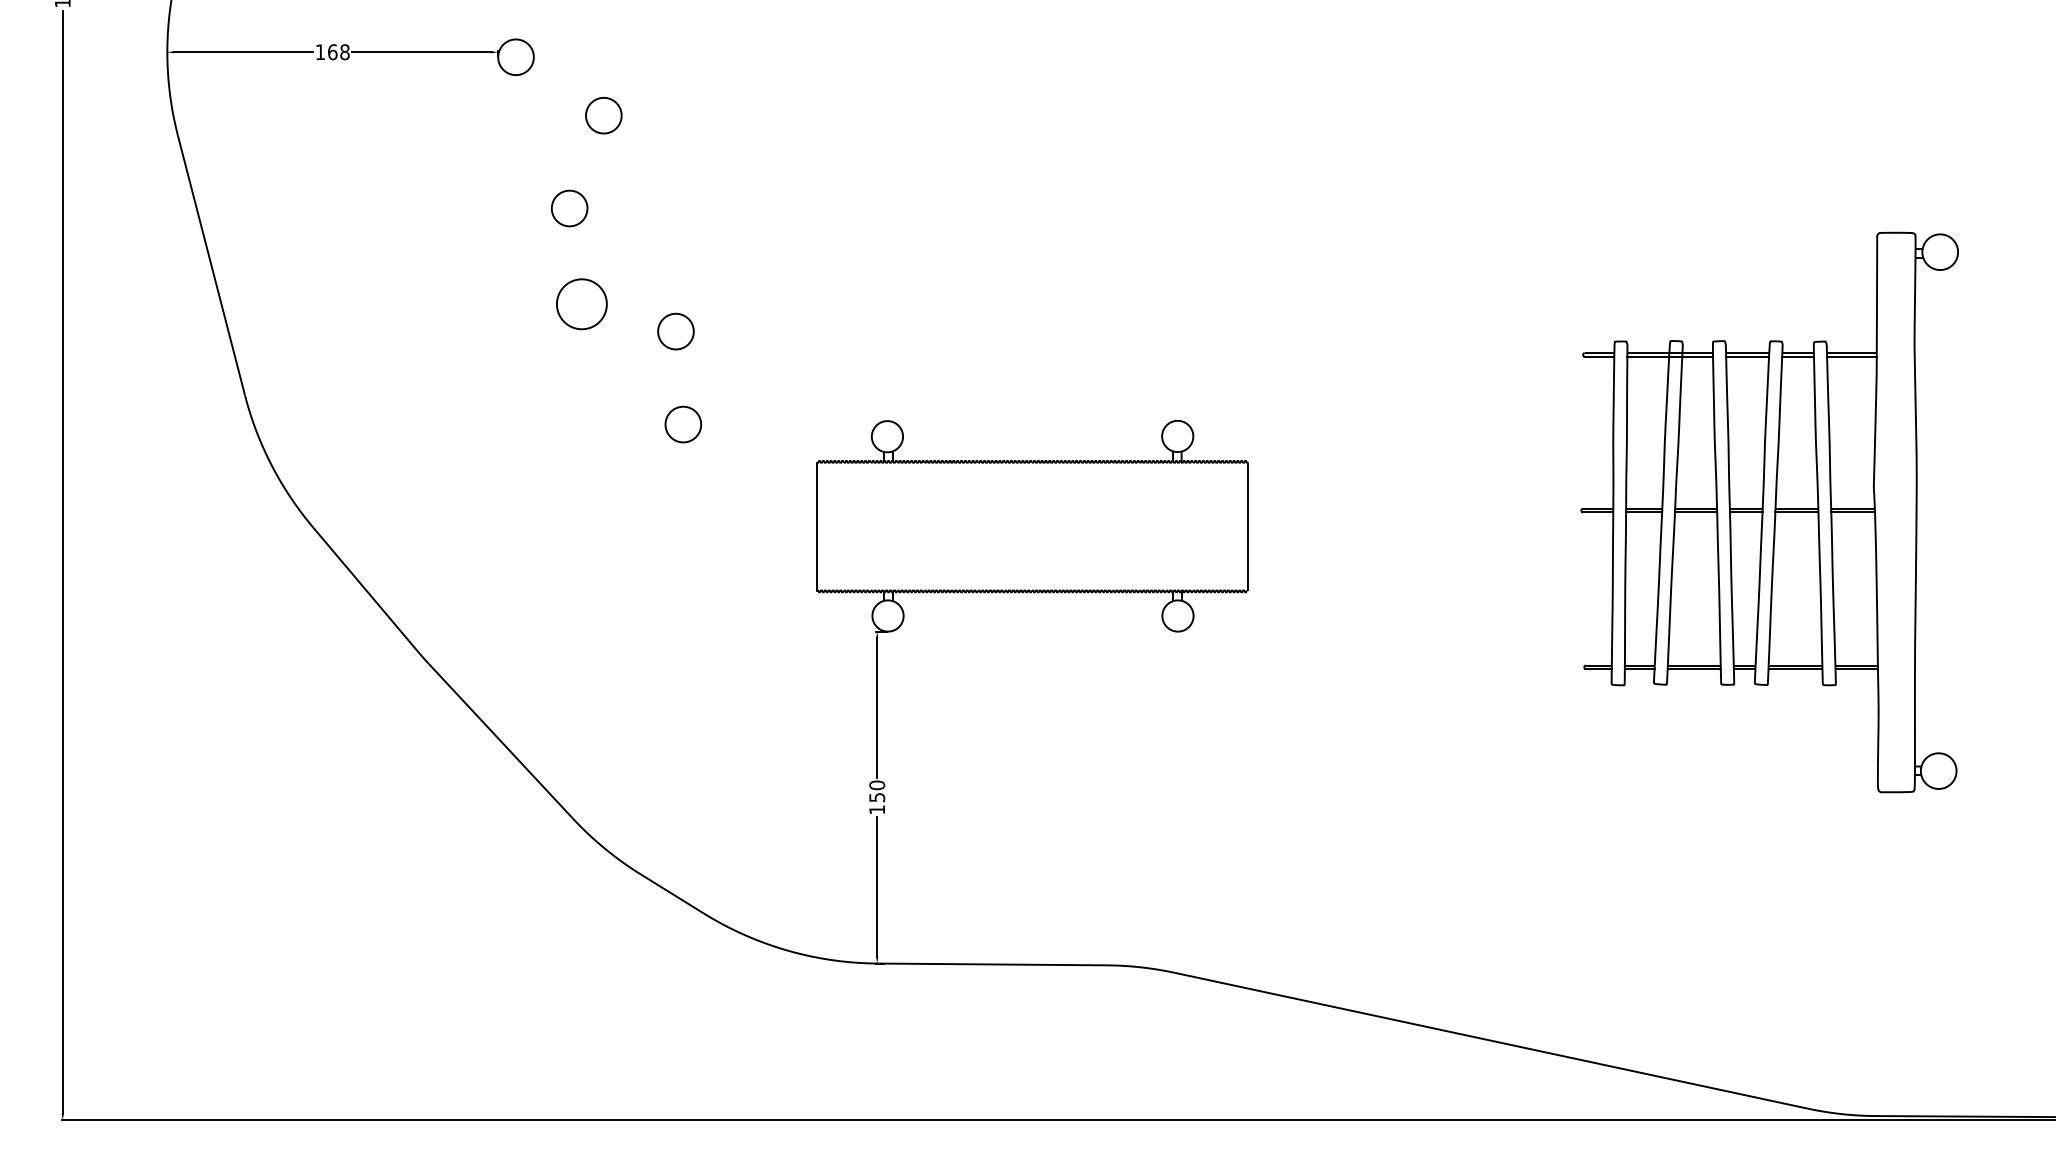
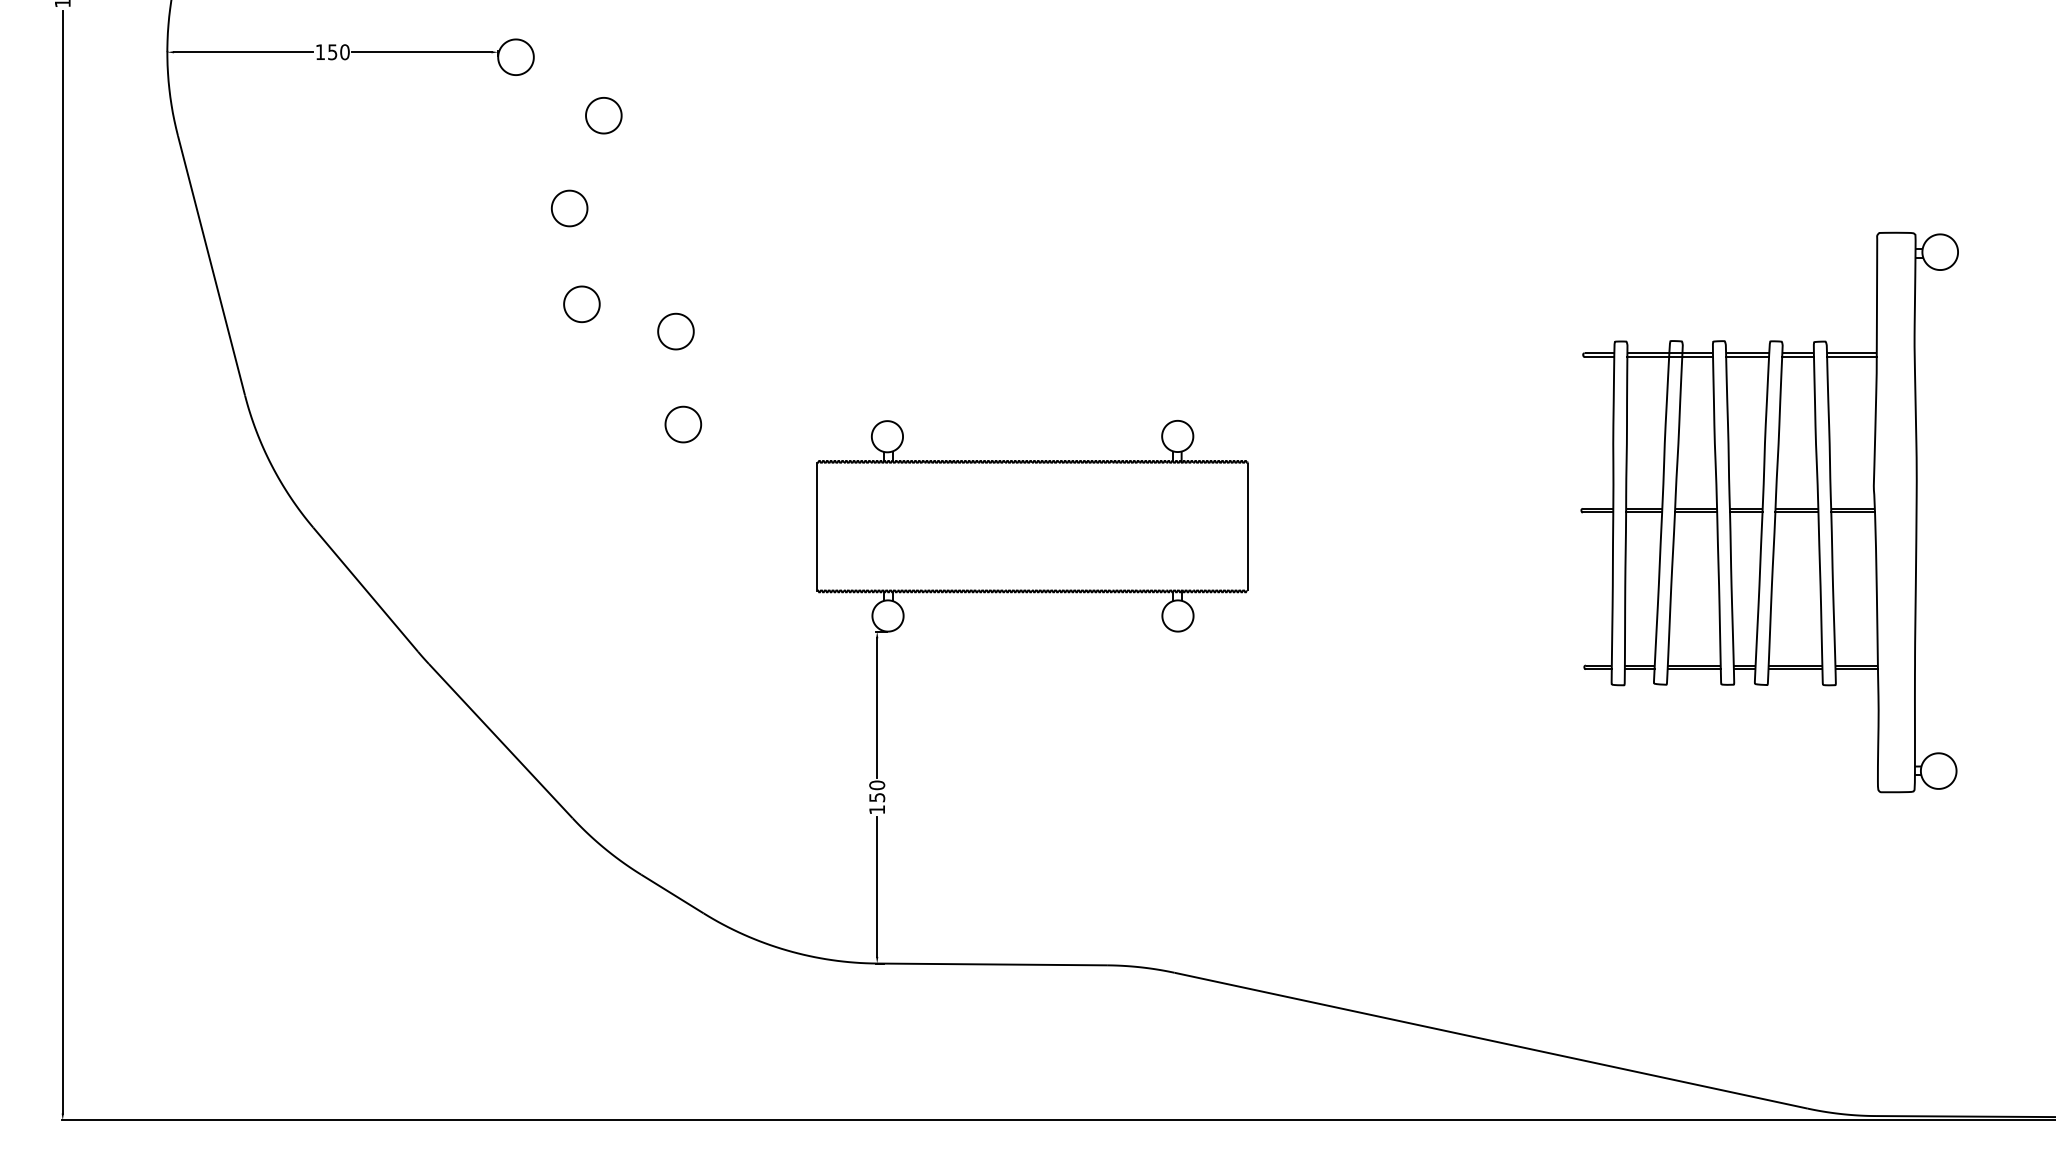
text: 168 -> 150 (338, 52)
part size: 52x53 px -> 38x39 px (581, 304)
